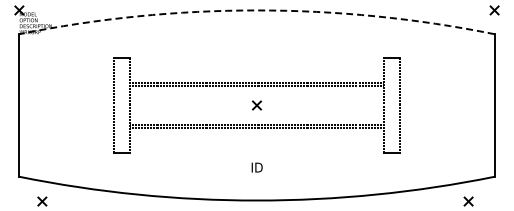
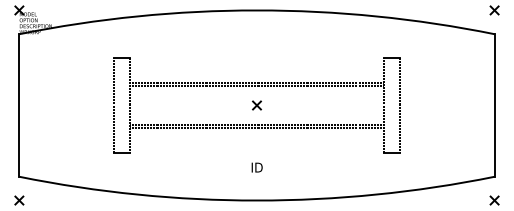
arc: dashed -> solid (257, 10)
part position: (42, 201) -> (19, 200) (19, 200)
part position: (468, 201) -> (494, 200) (494, 200)
